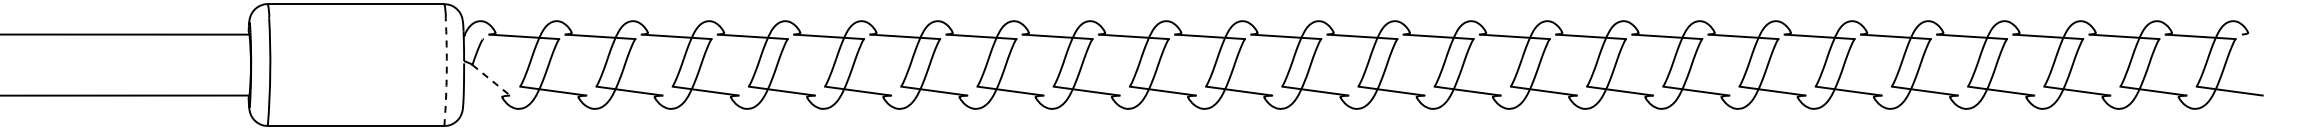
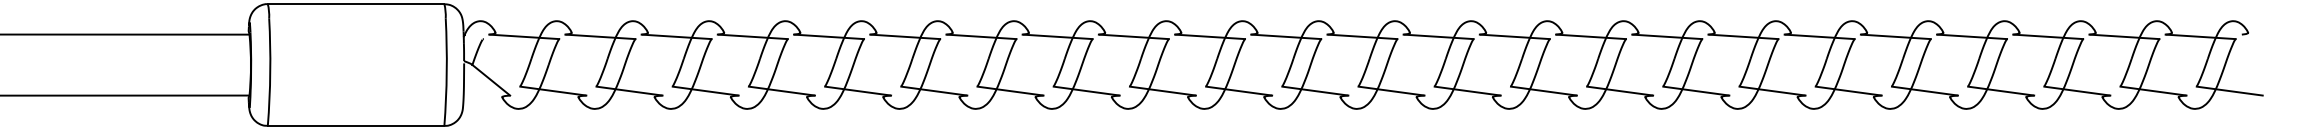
arc: dashed -> solid (446, 72)
line: dashed -> solid (491, 80)
